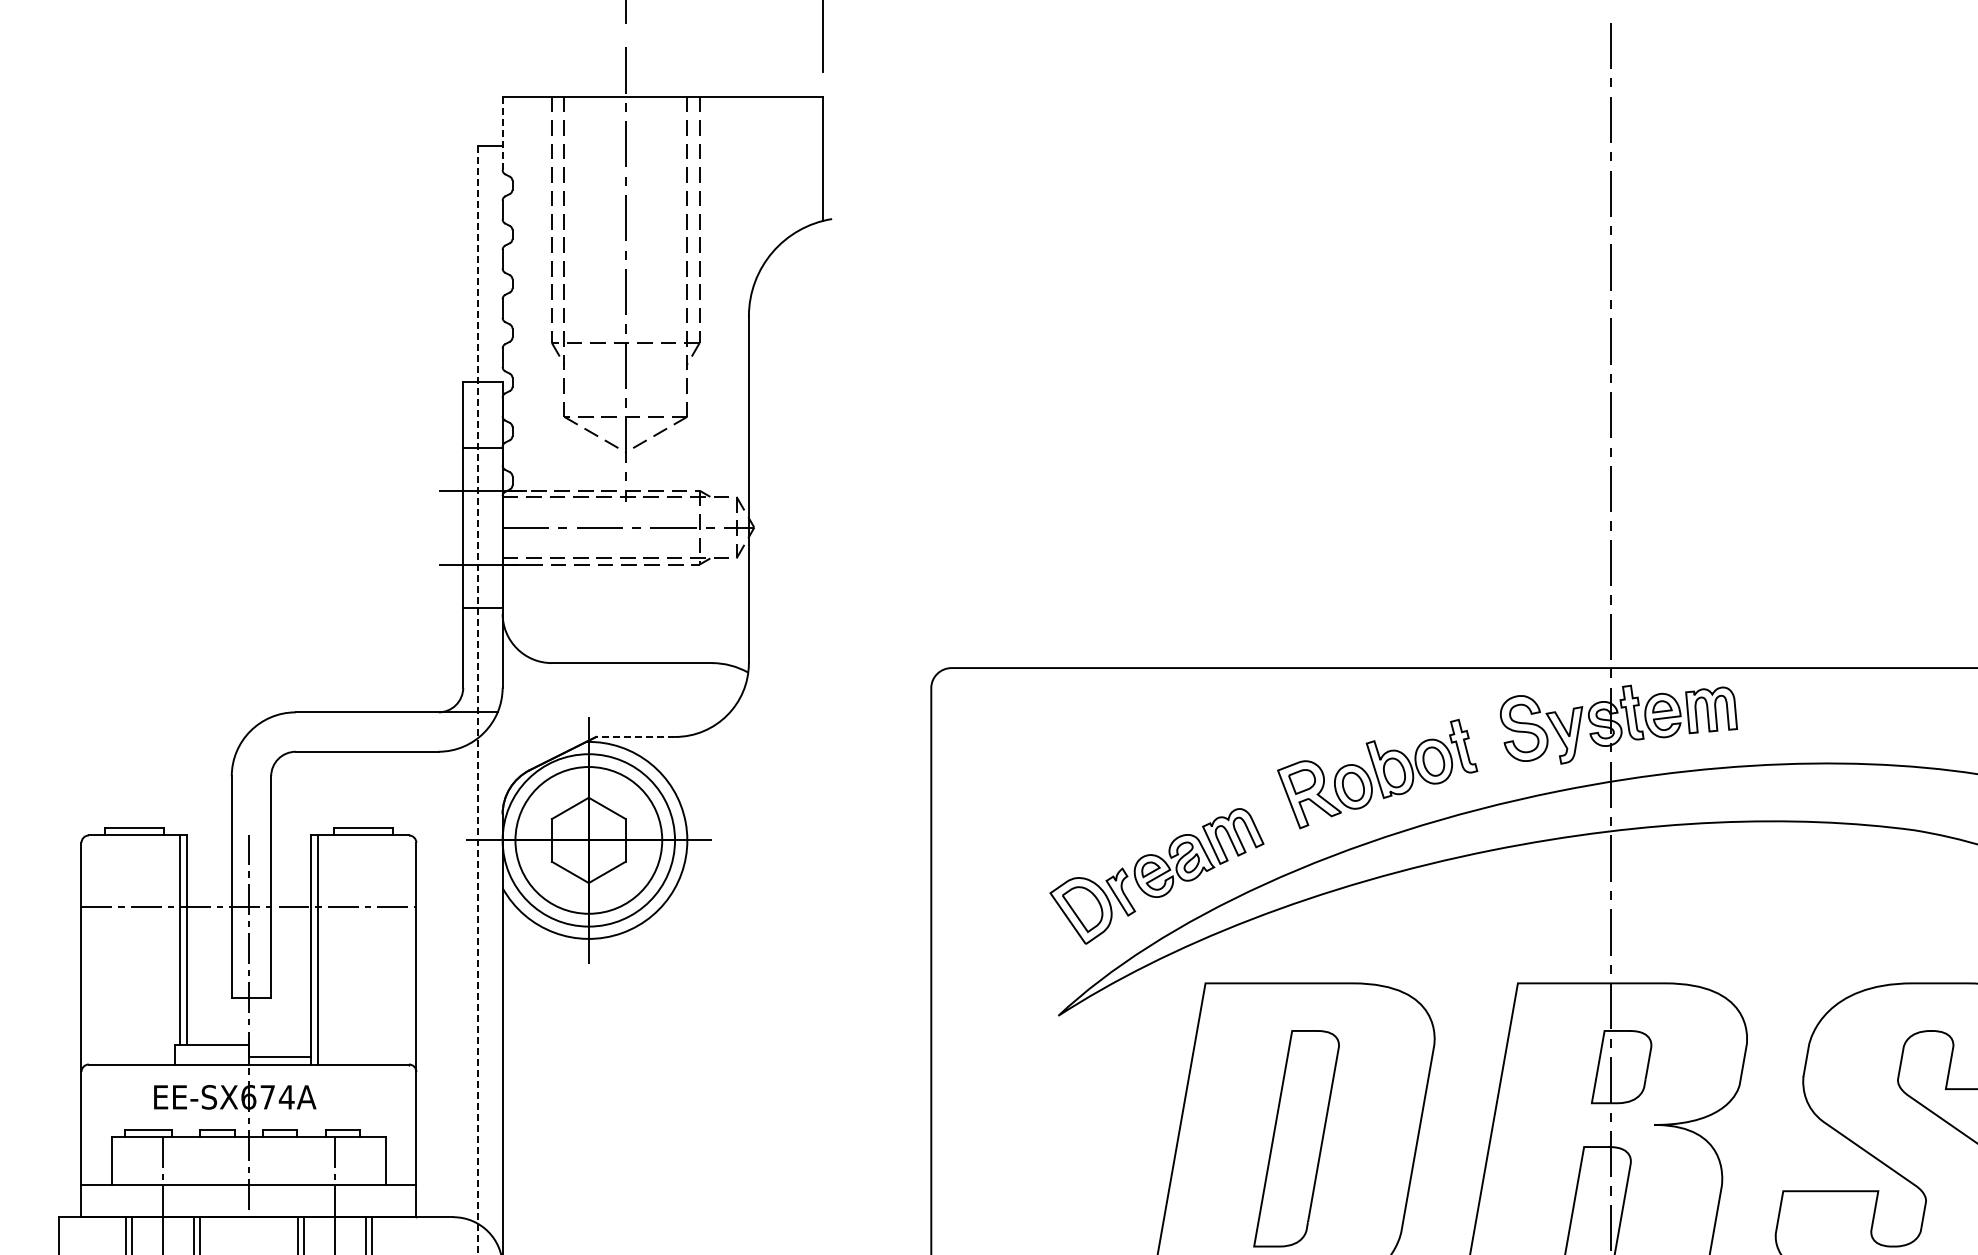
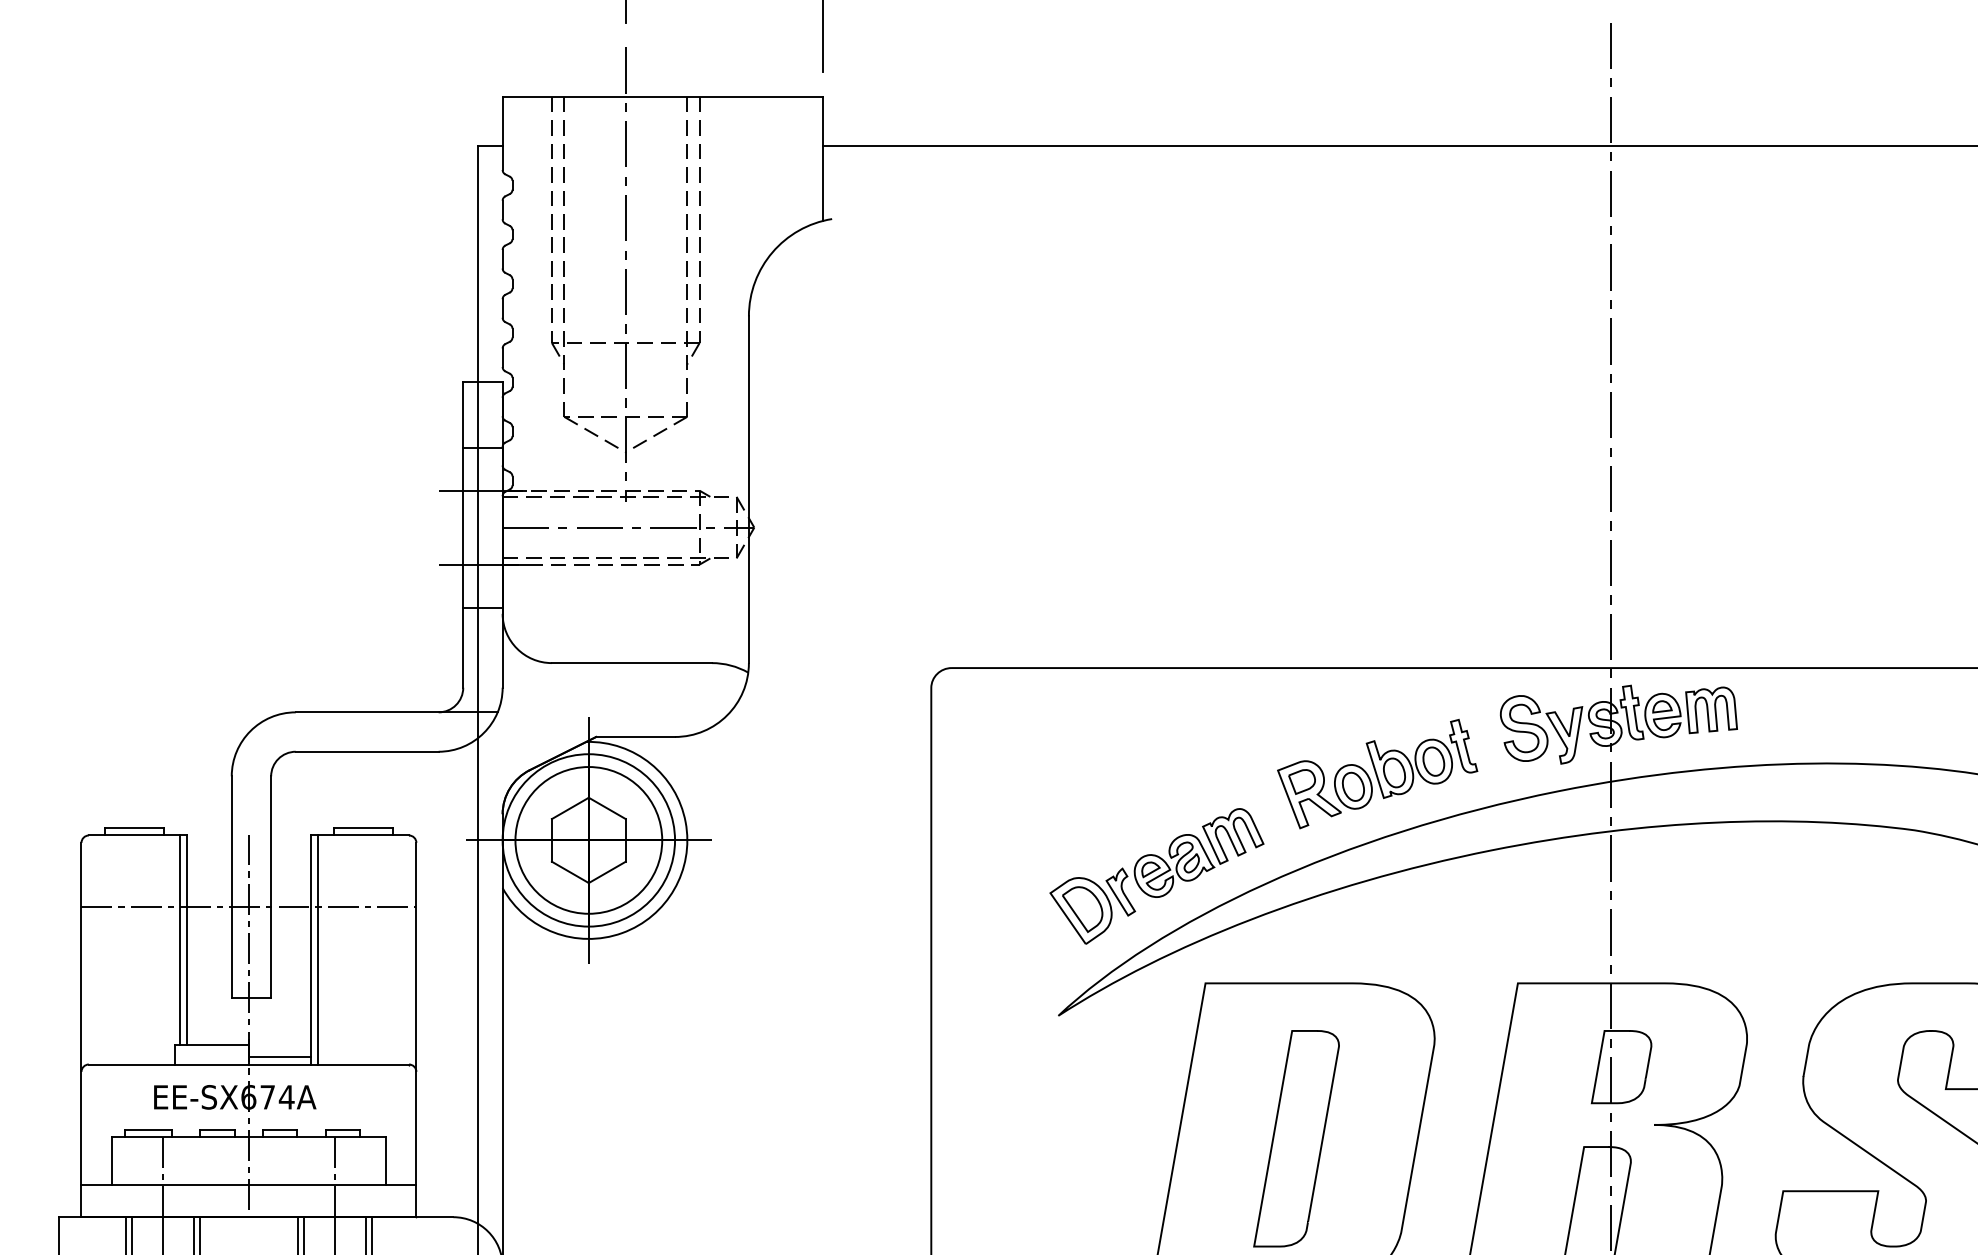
line: dashed -> solid (502, 133)
line: none -> present (1398, 145)
line: dashed -> solid (478, 700)
line: dashed -> solid (635, 736)
